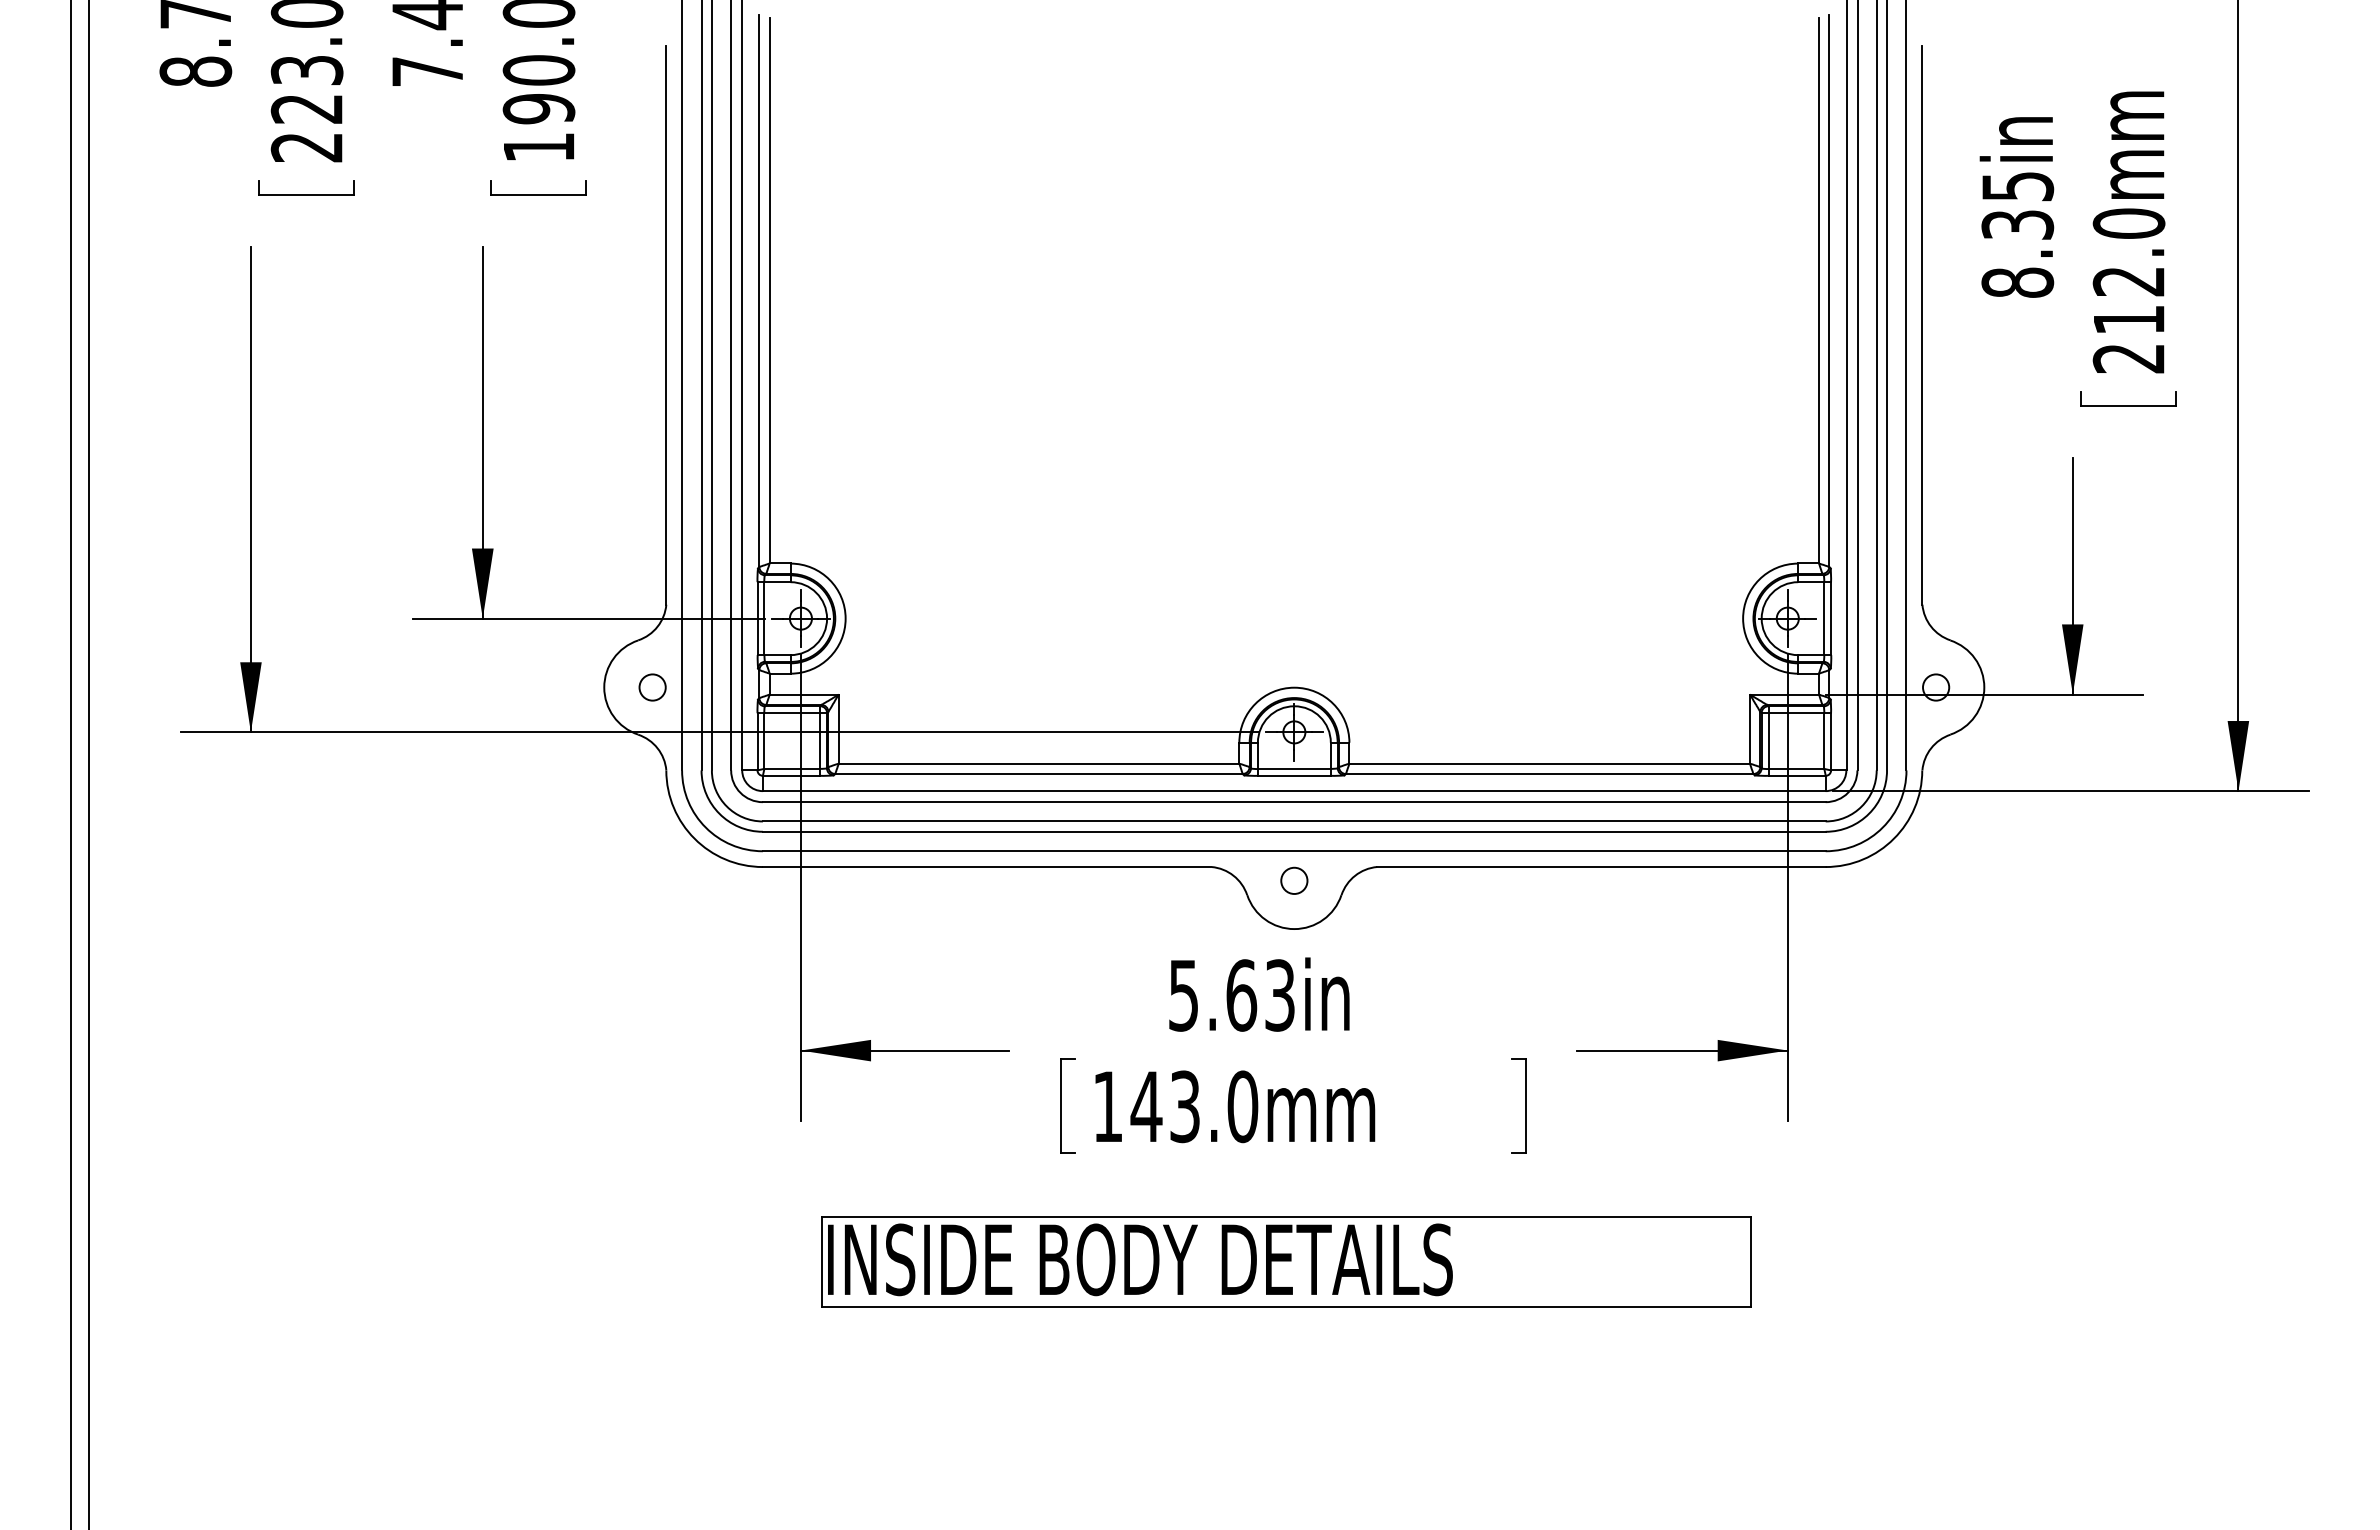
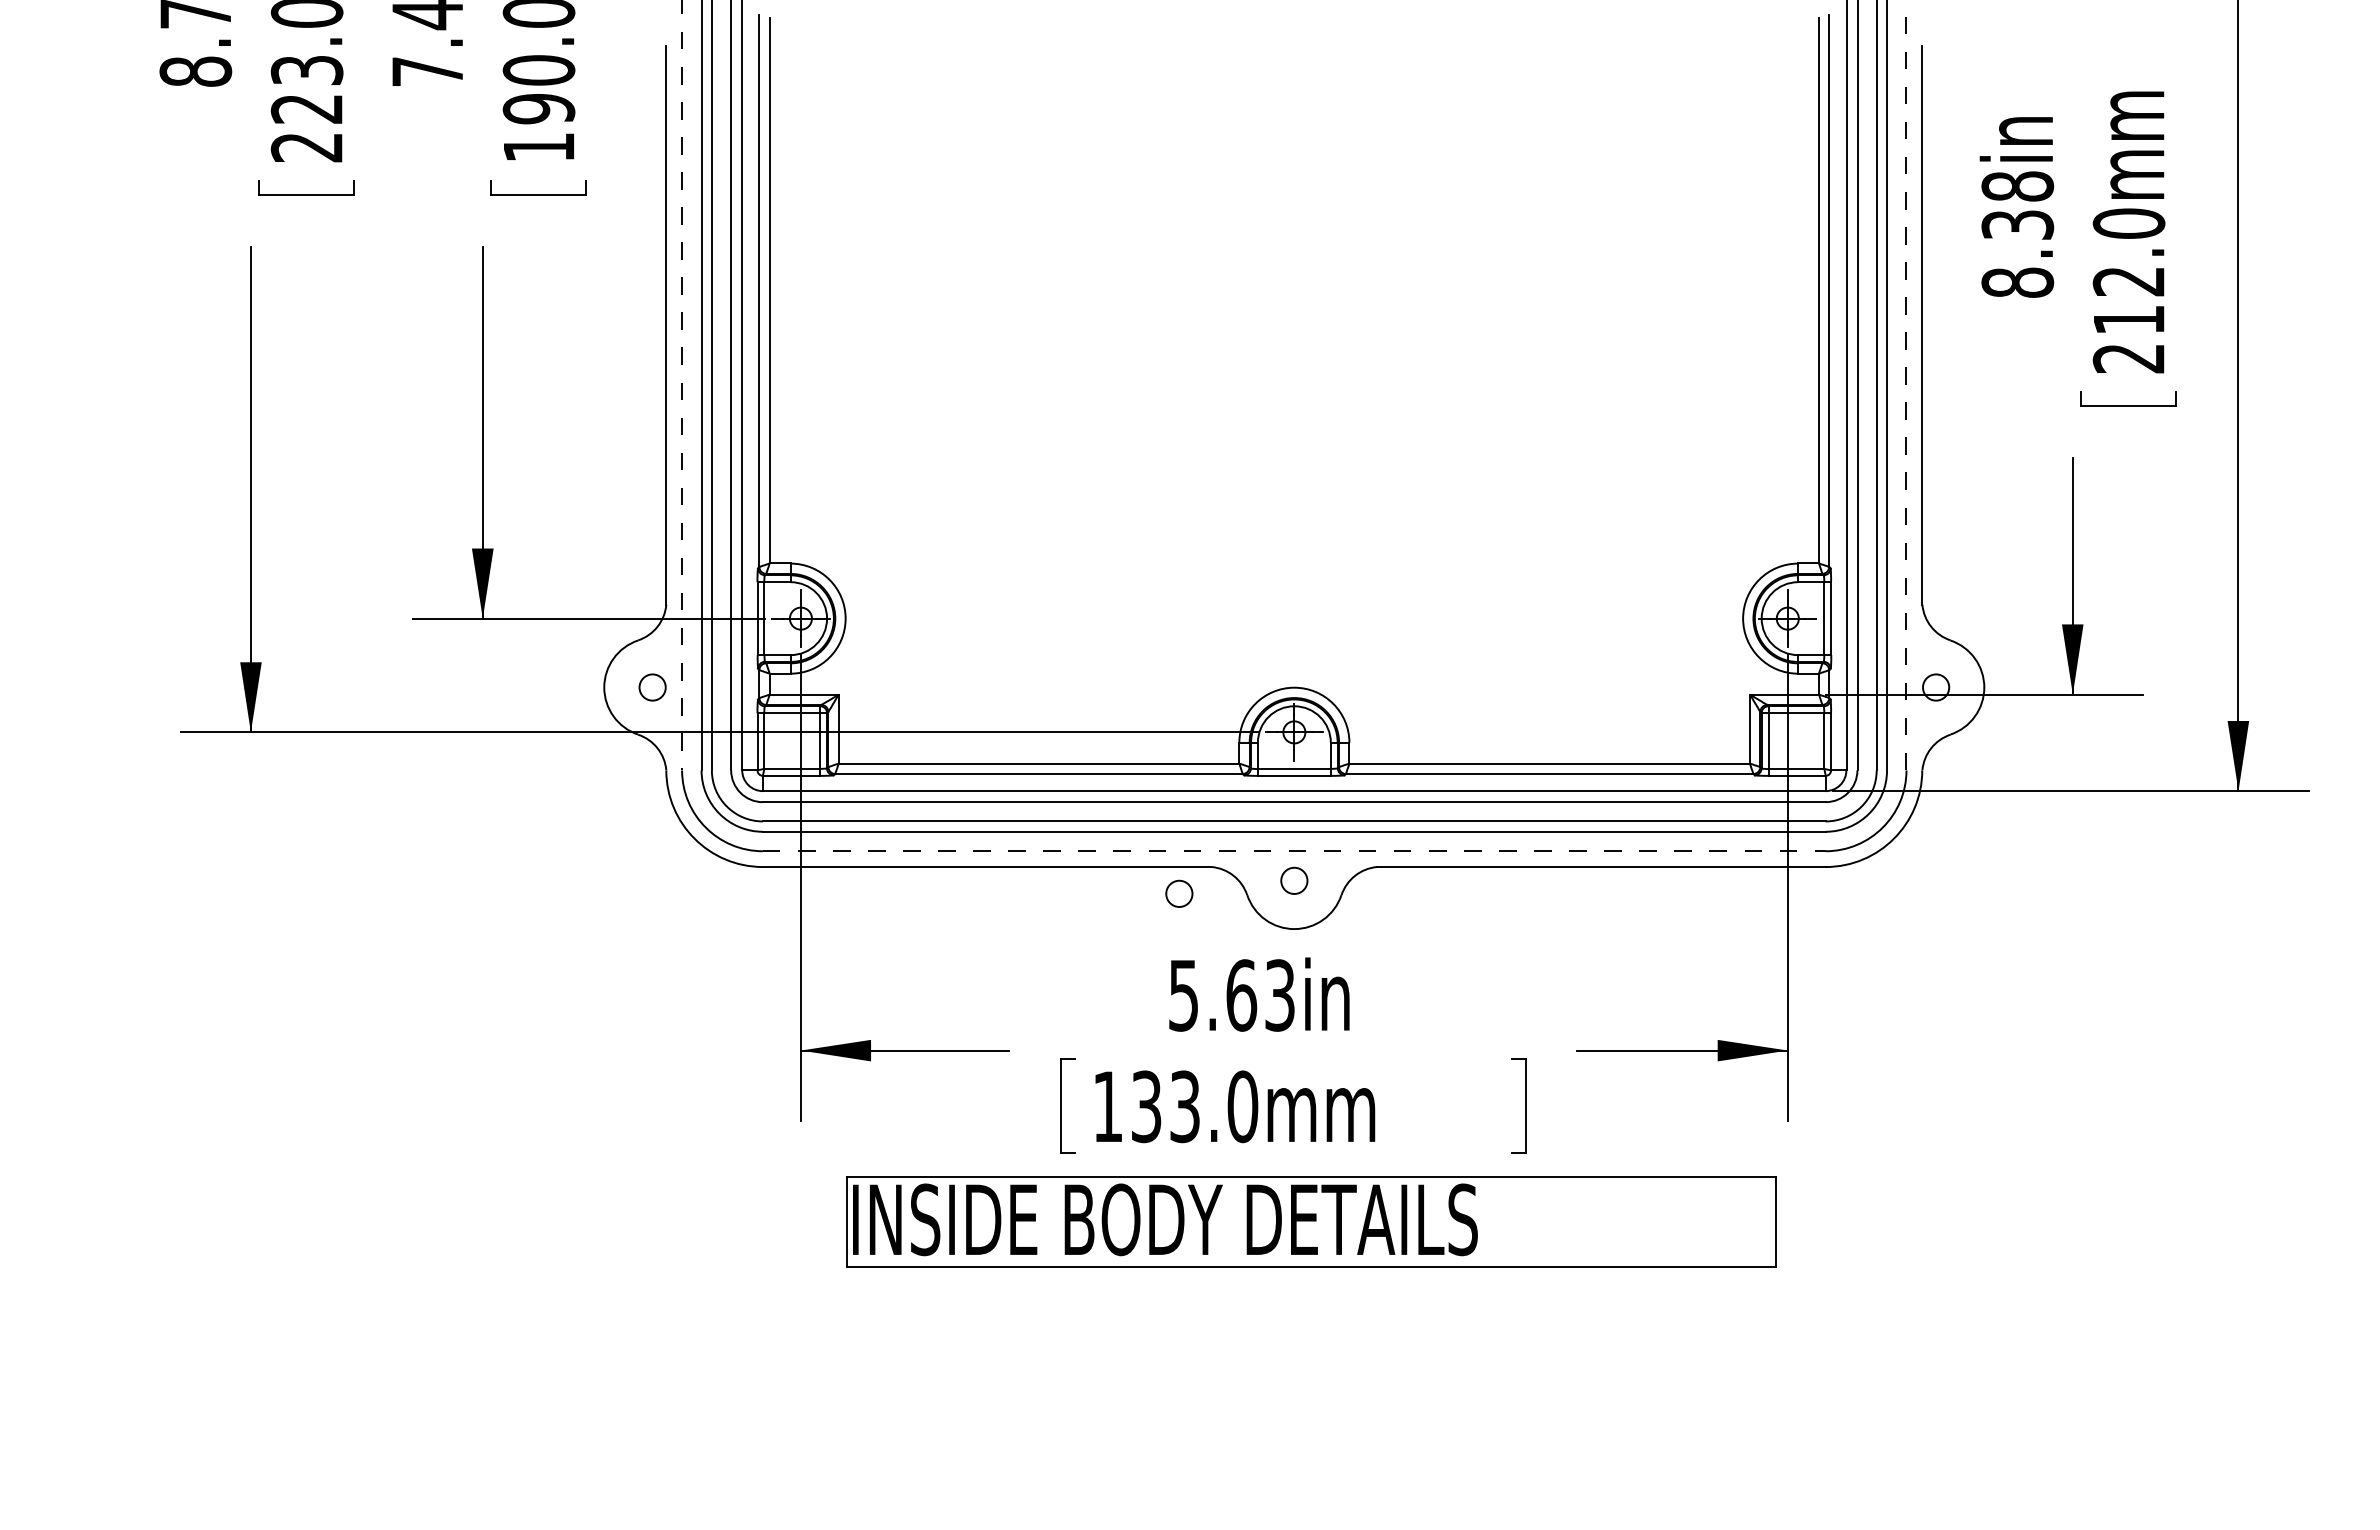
text: 8.35in -> 8.38in (2017, 186)
line: solid -> dashed (682, 385)
line: solid -> dashed (1906, 385)
line: present -> none (71, 764)
line: present -> none (88, 764)
line: solid -> dashed (1294, 851)
circle: none -> present (1179, 893)
text: 143.0mm -> 133.0mm (1146, 1106)
part position: (1286, 1261) -> (1311, 1221) (1311, 1221)
